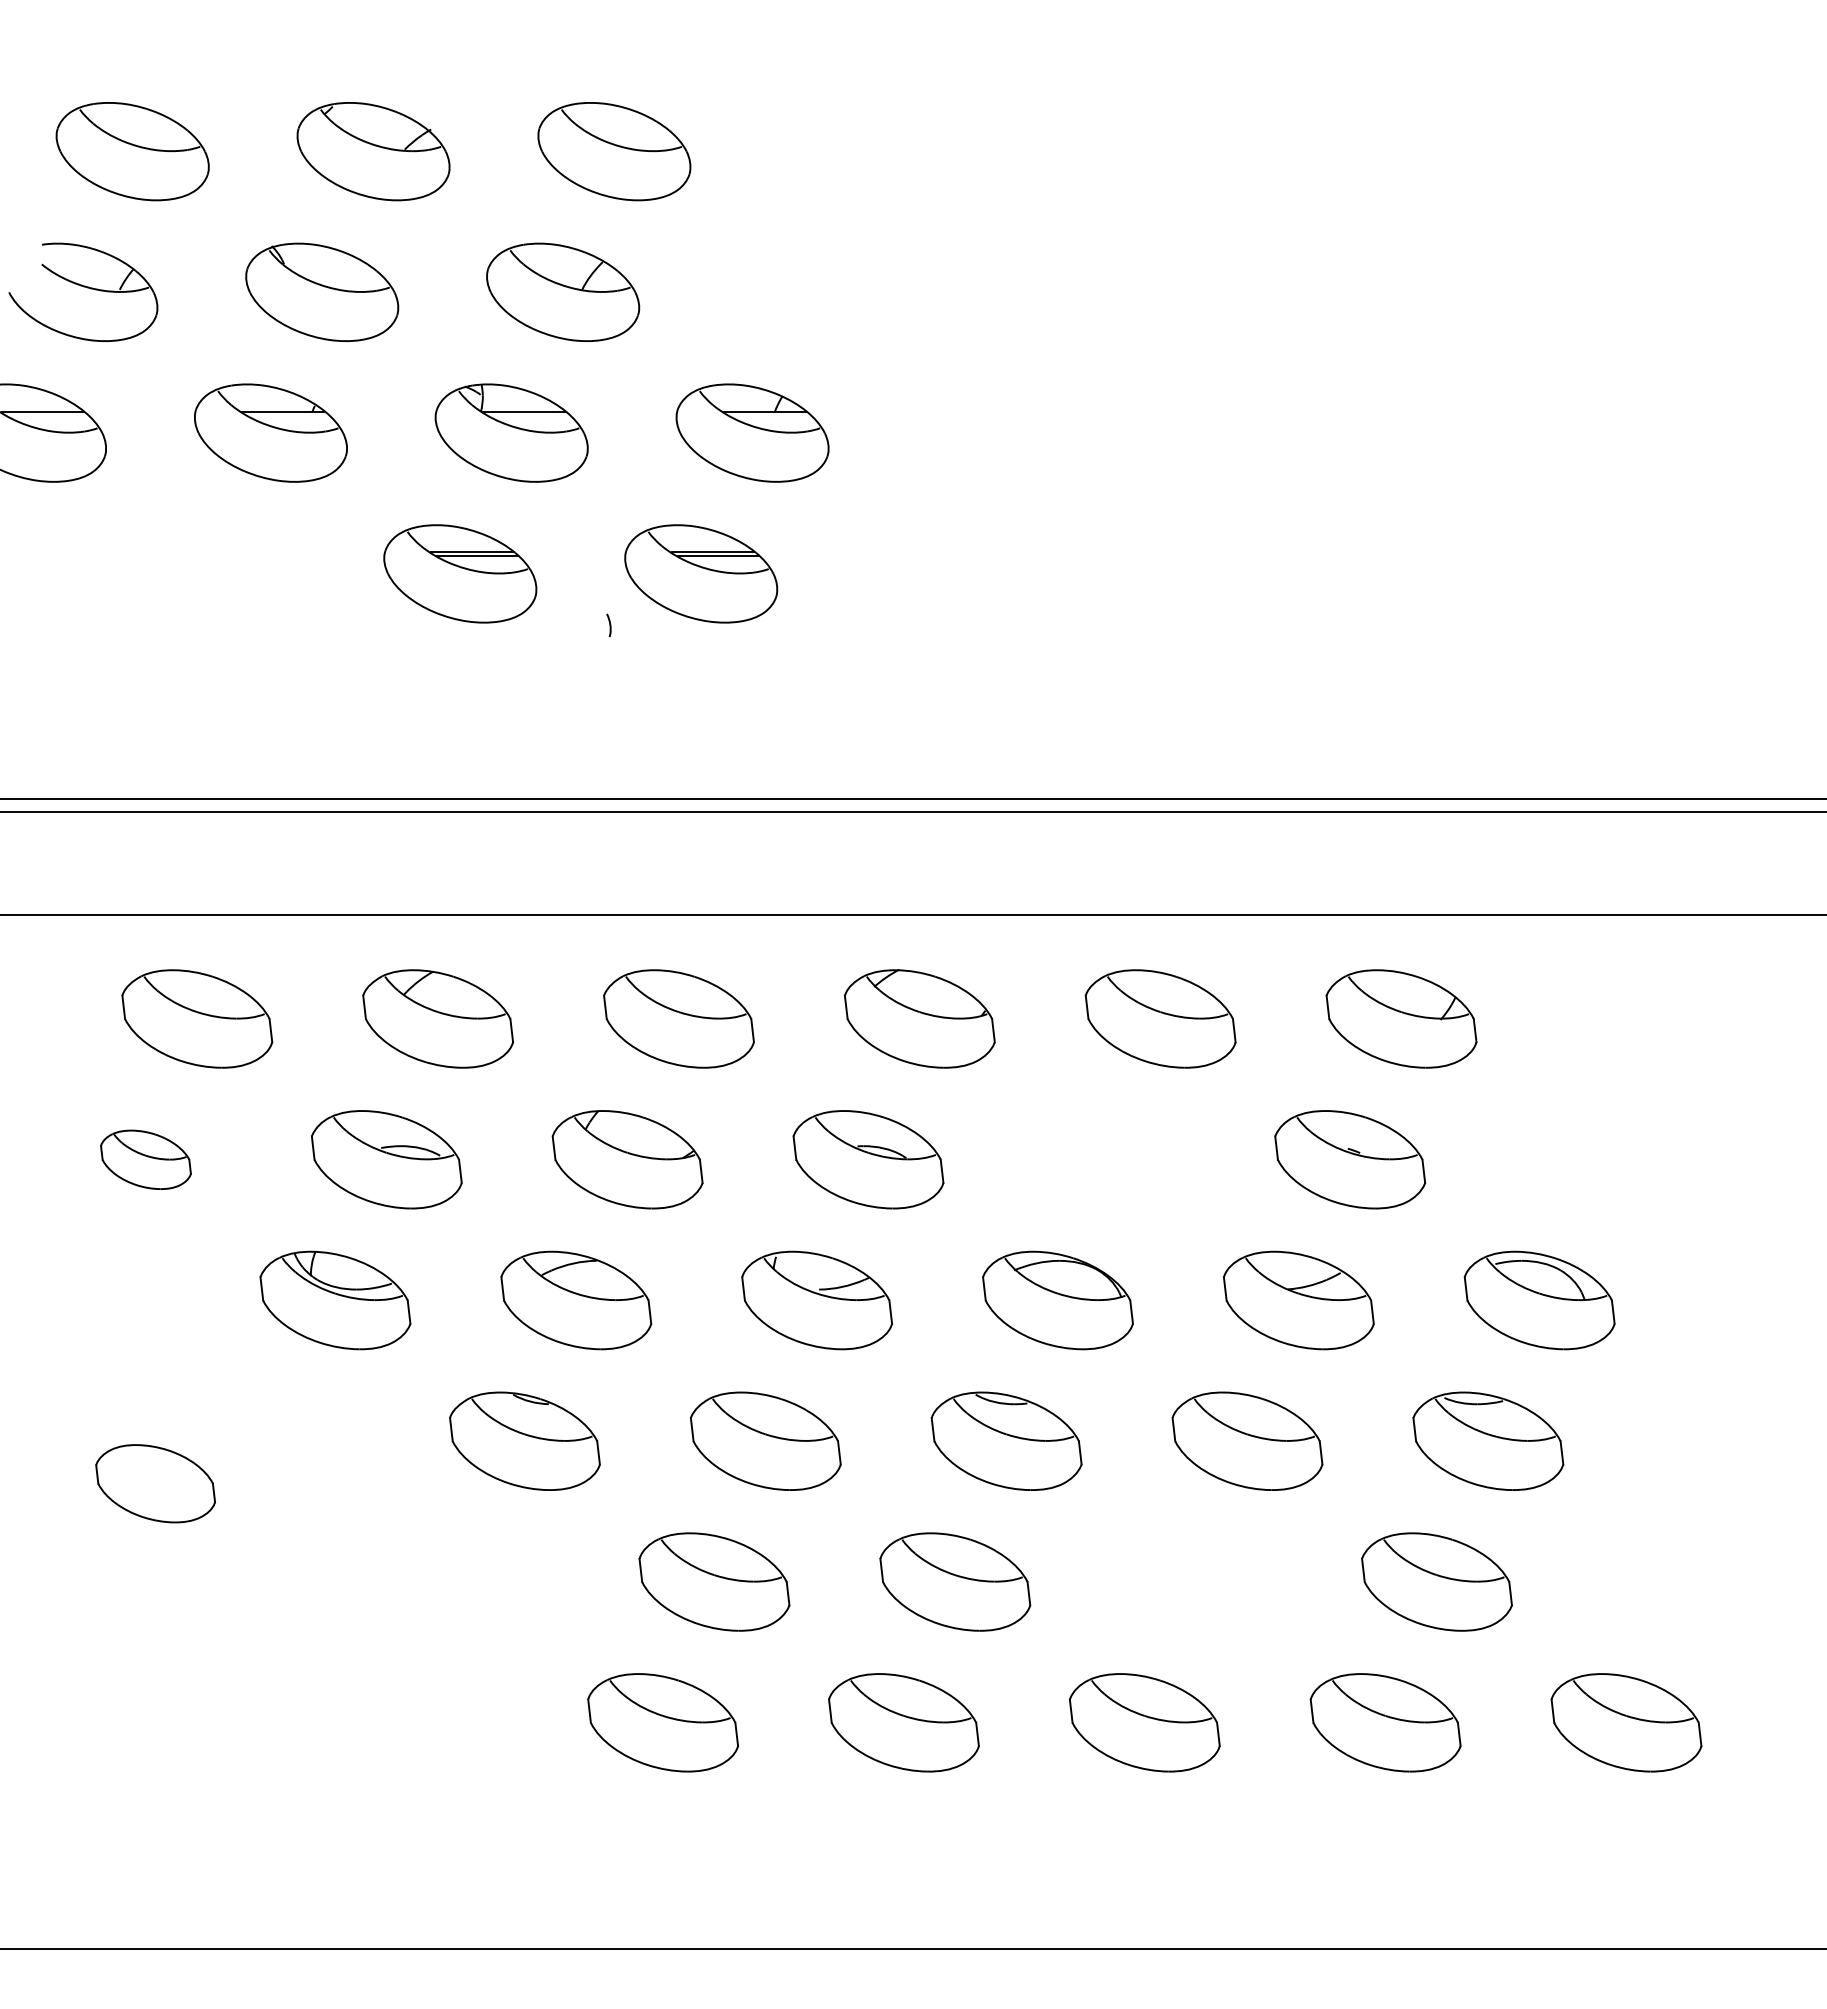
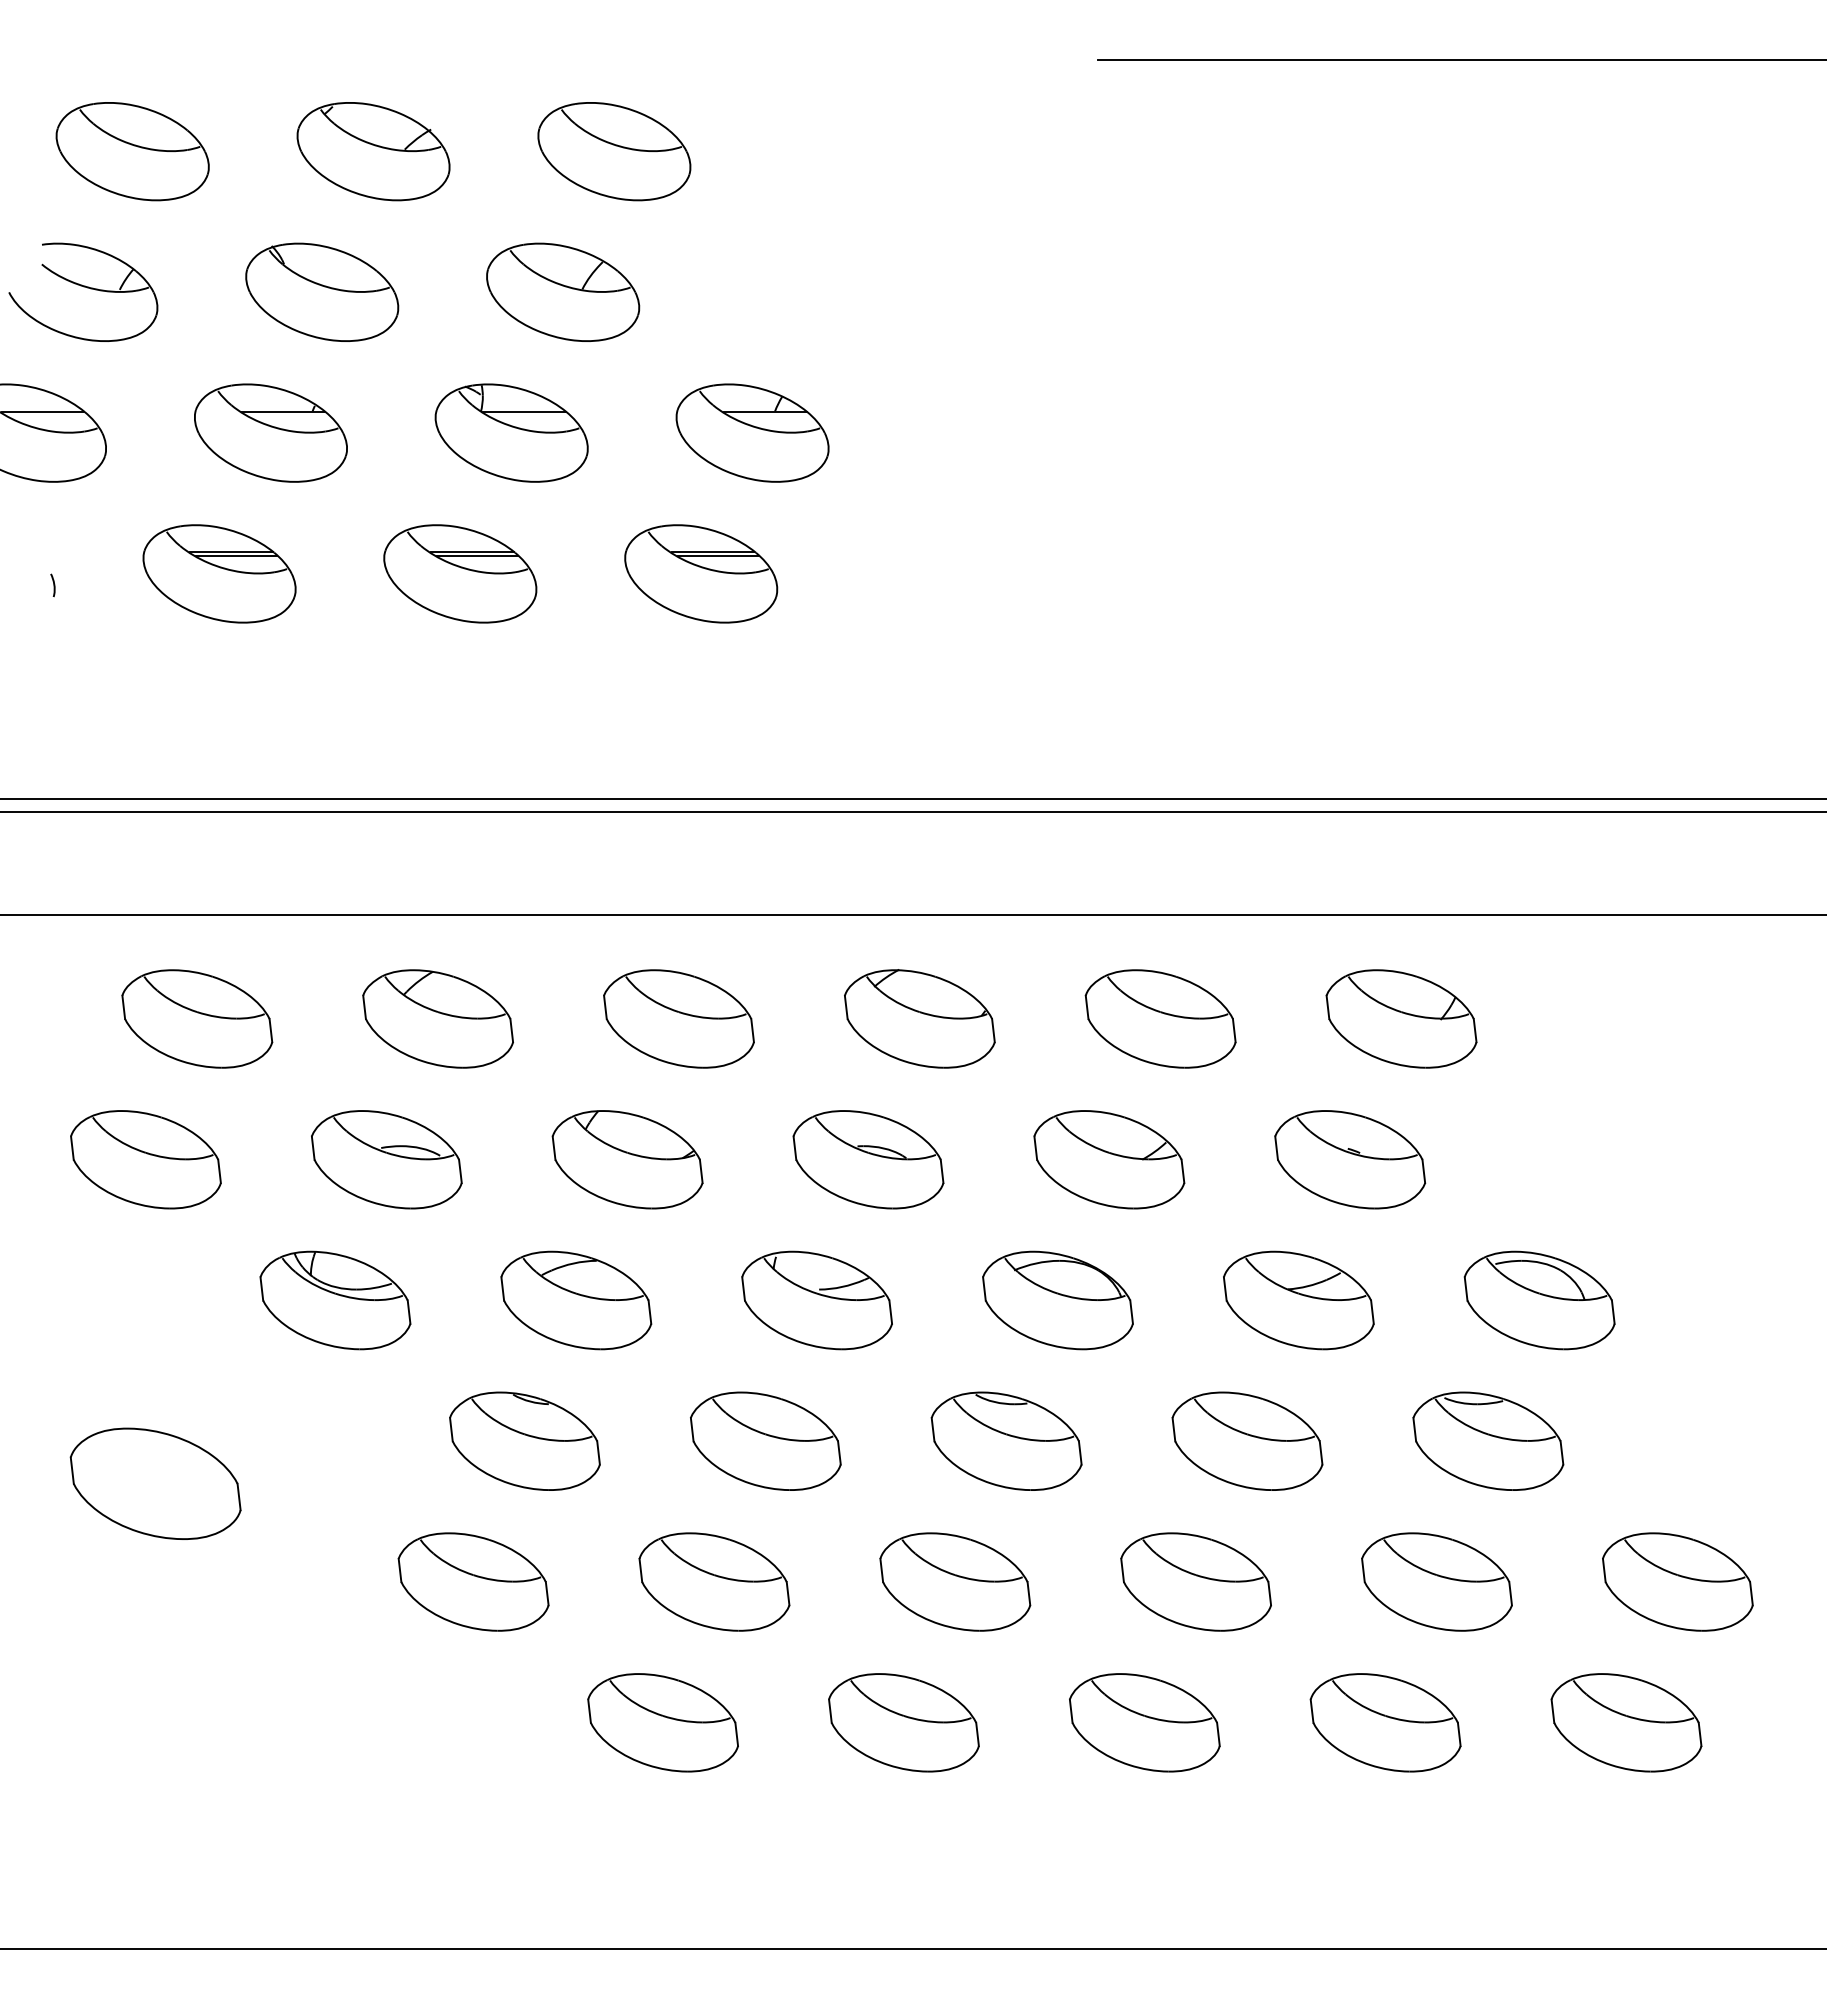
line: none -> present (1460, 60)
part: none -> present (219, 573)
curve position: (609, 625) -> (53, 585) (53, 585)
part size: 92x61 px -> 152x100 px (145, 1159)
part: none -> present (1109, 1159)
part size: 121x80 px -> 173x113 px (155, 1483)
part: none -> present (473, 1581)
part: none -> present (1195, 1581)
part: none -> present (1677, 1581)
